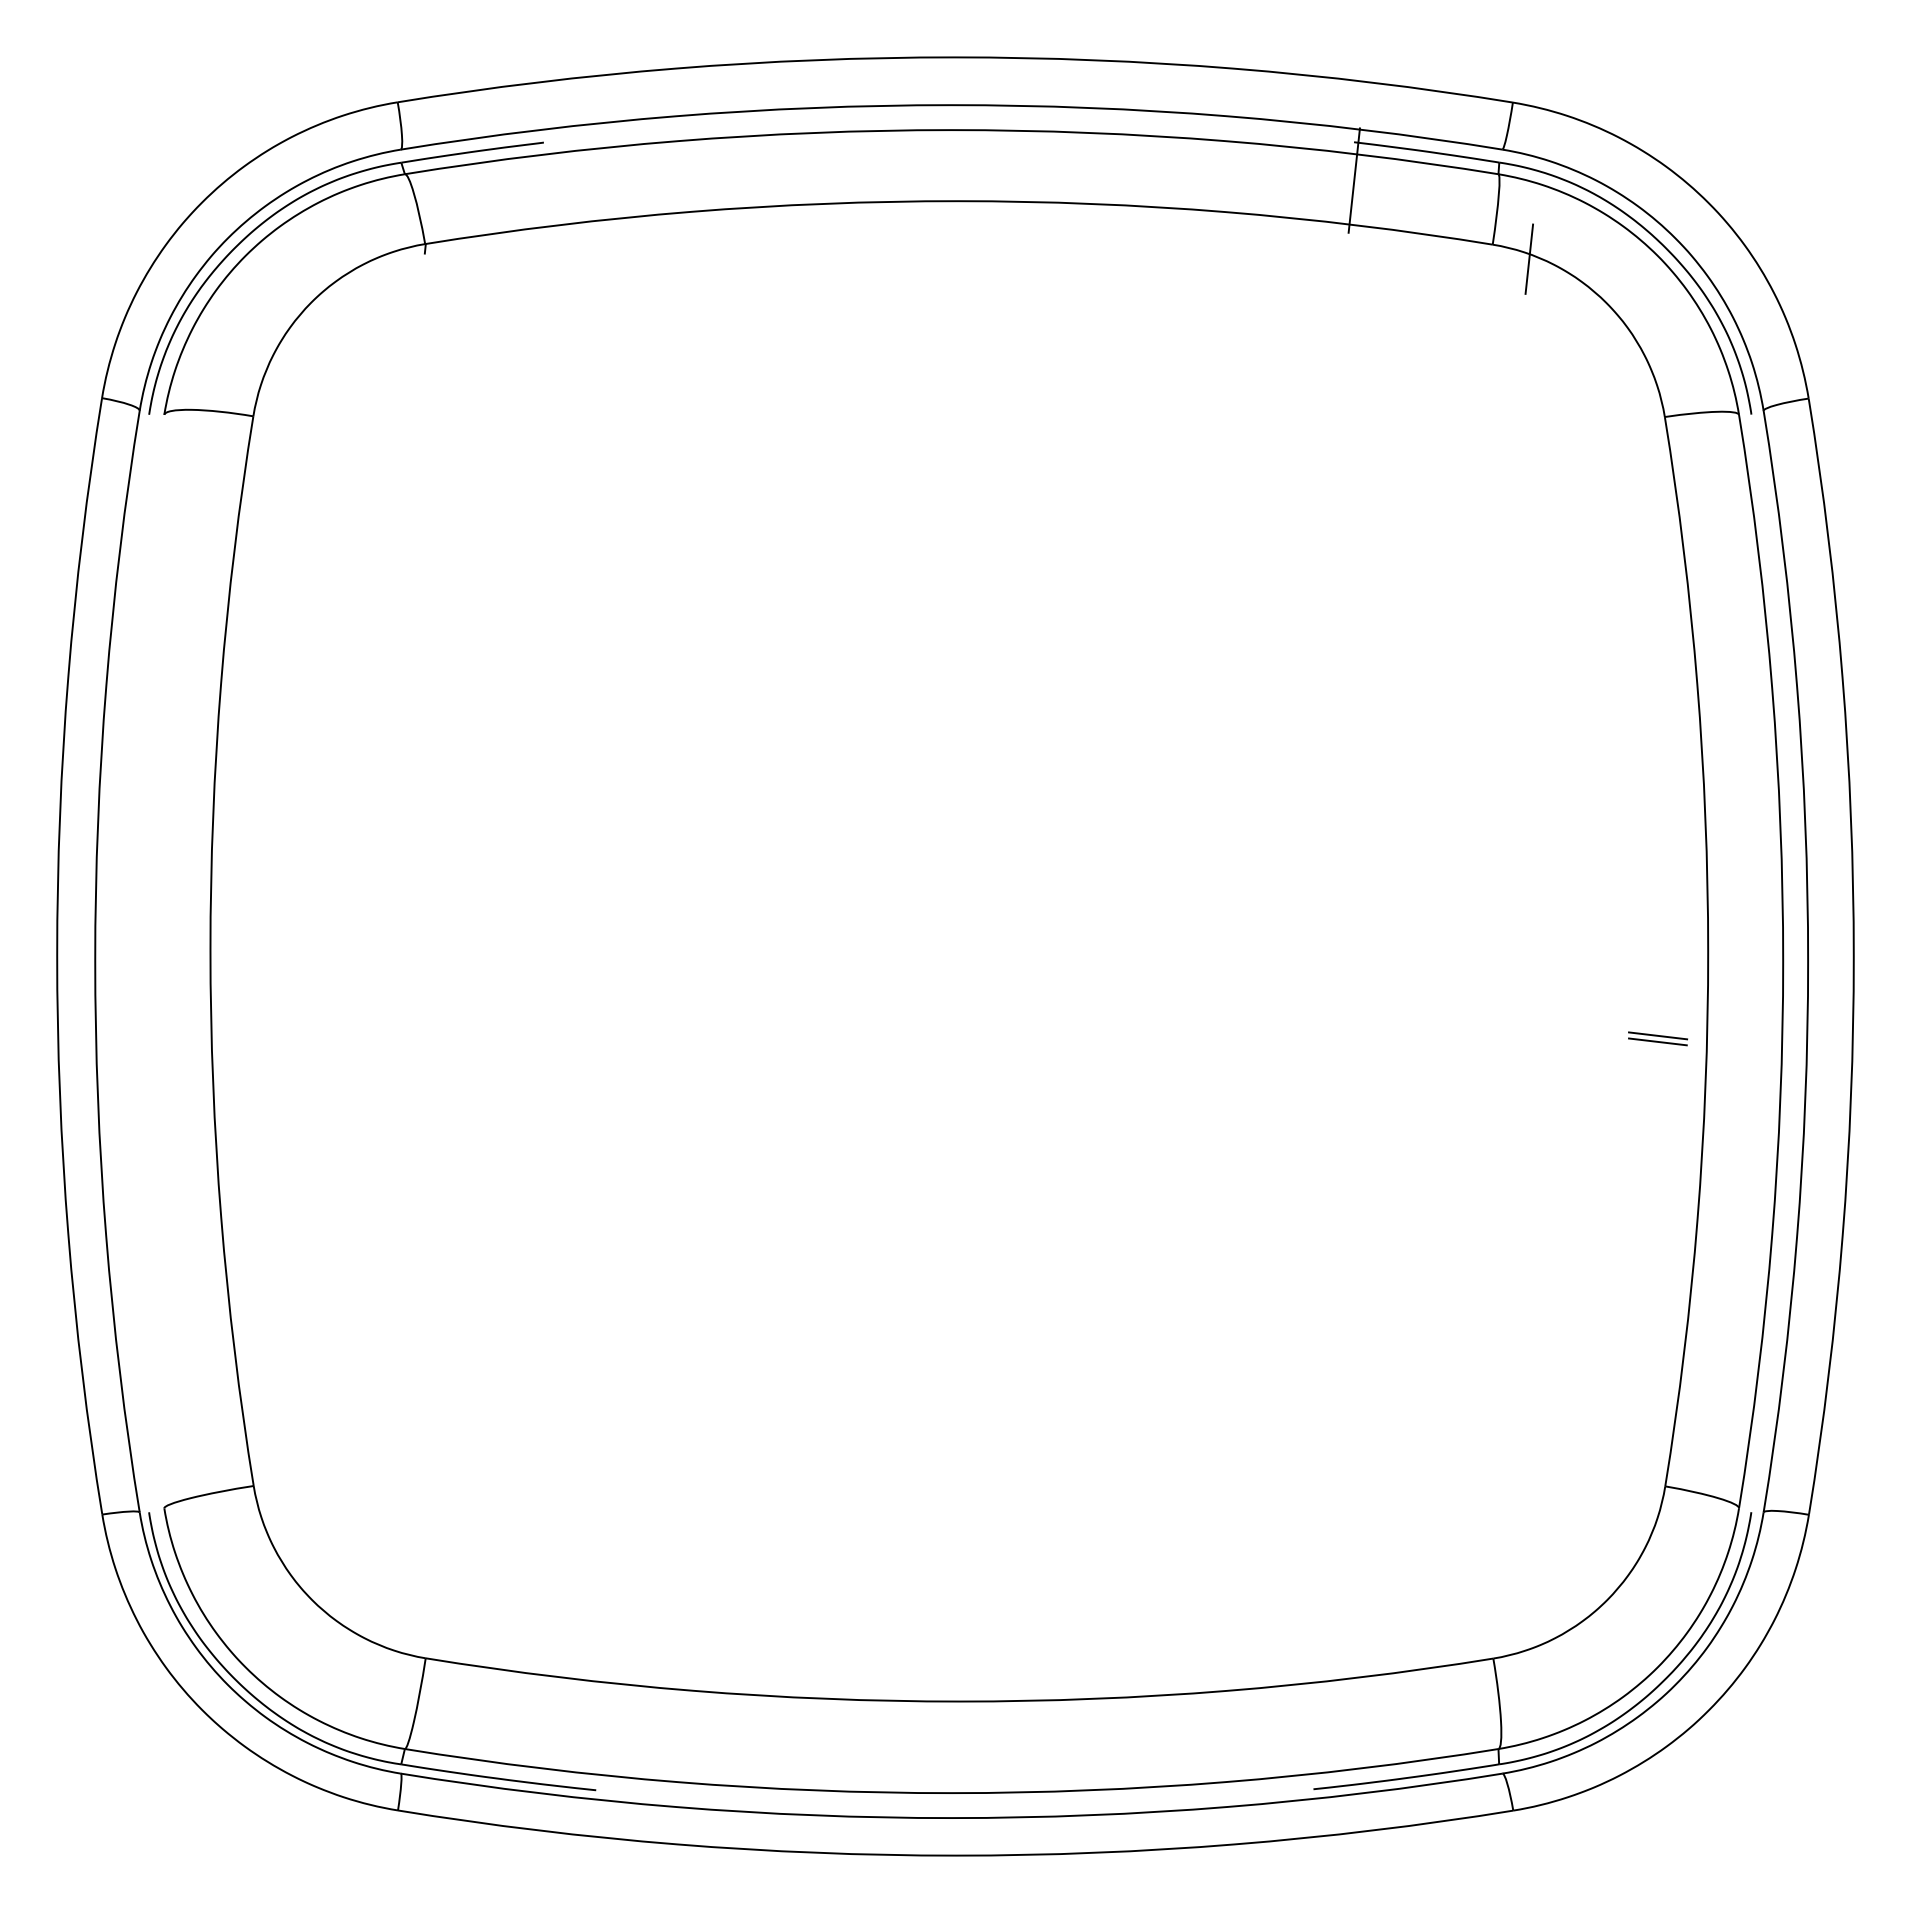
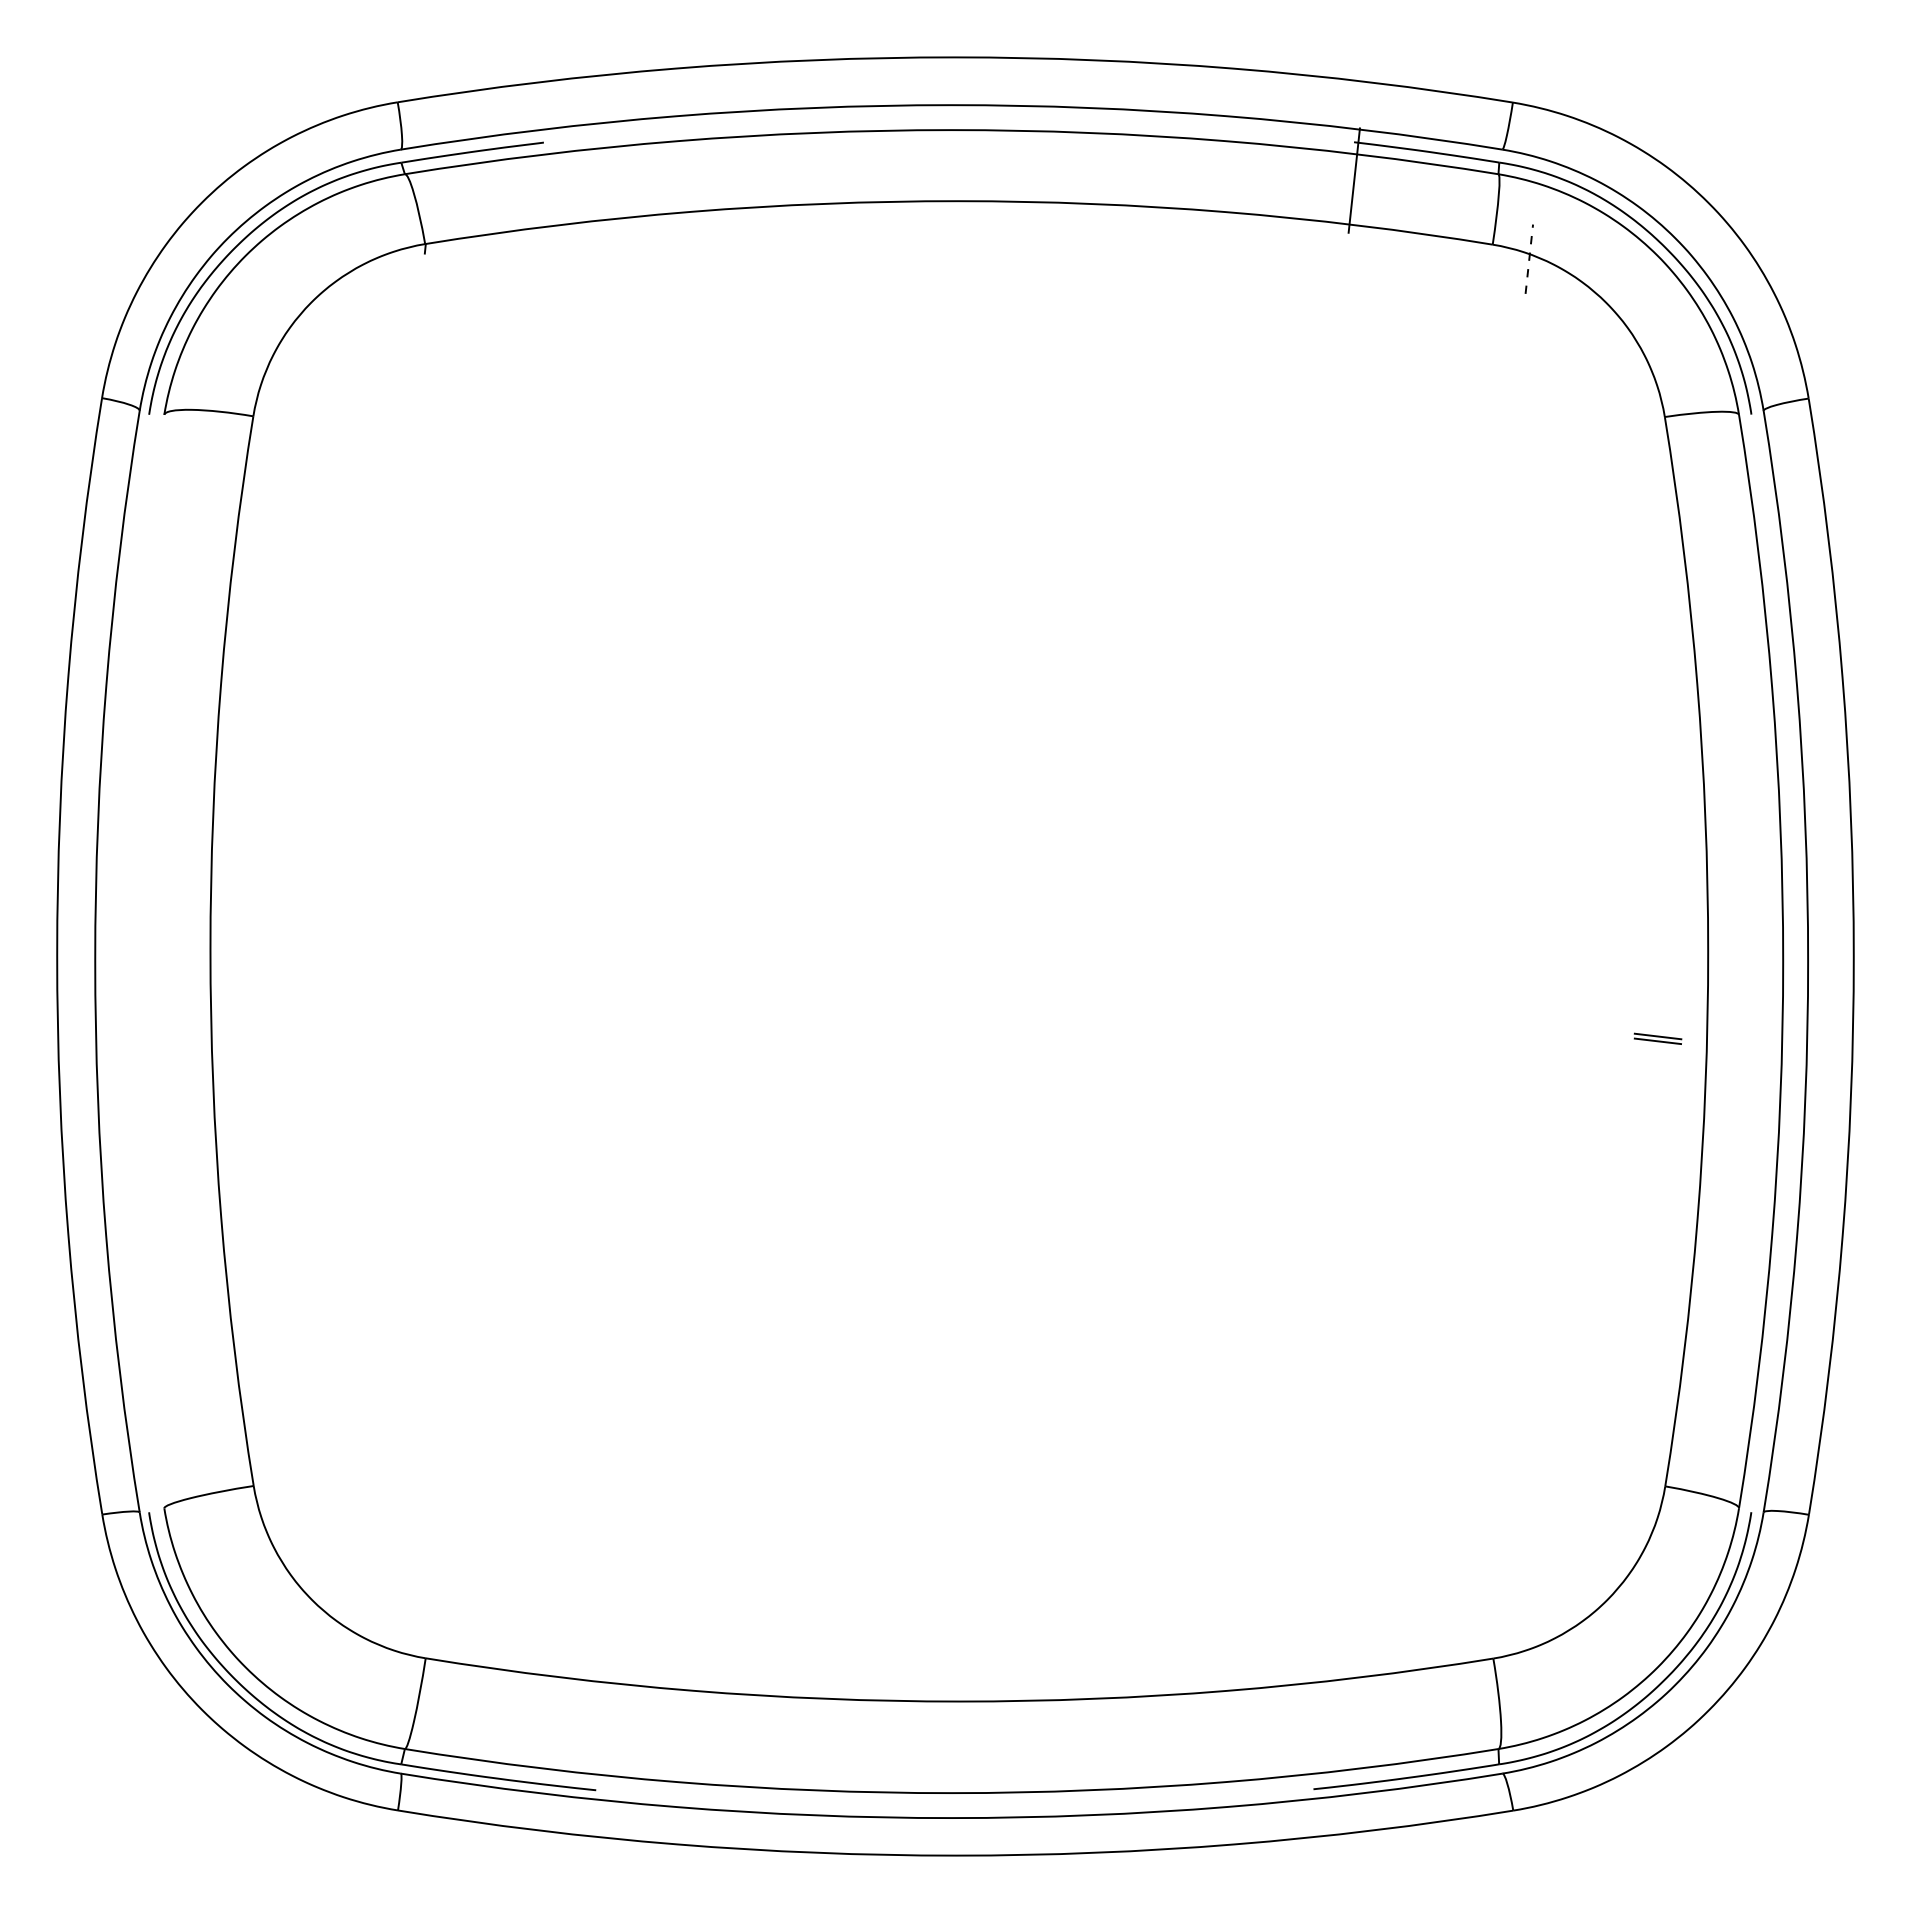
line: solid -> dashed (1529, 259)
part size: 60x16 px -> 50x13 px (1657, 1038)
